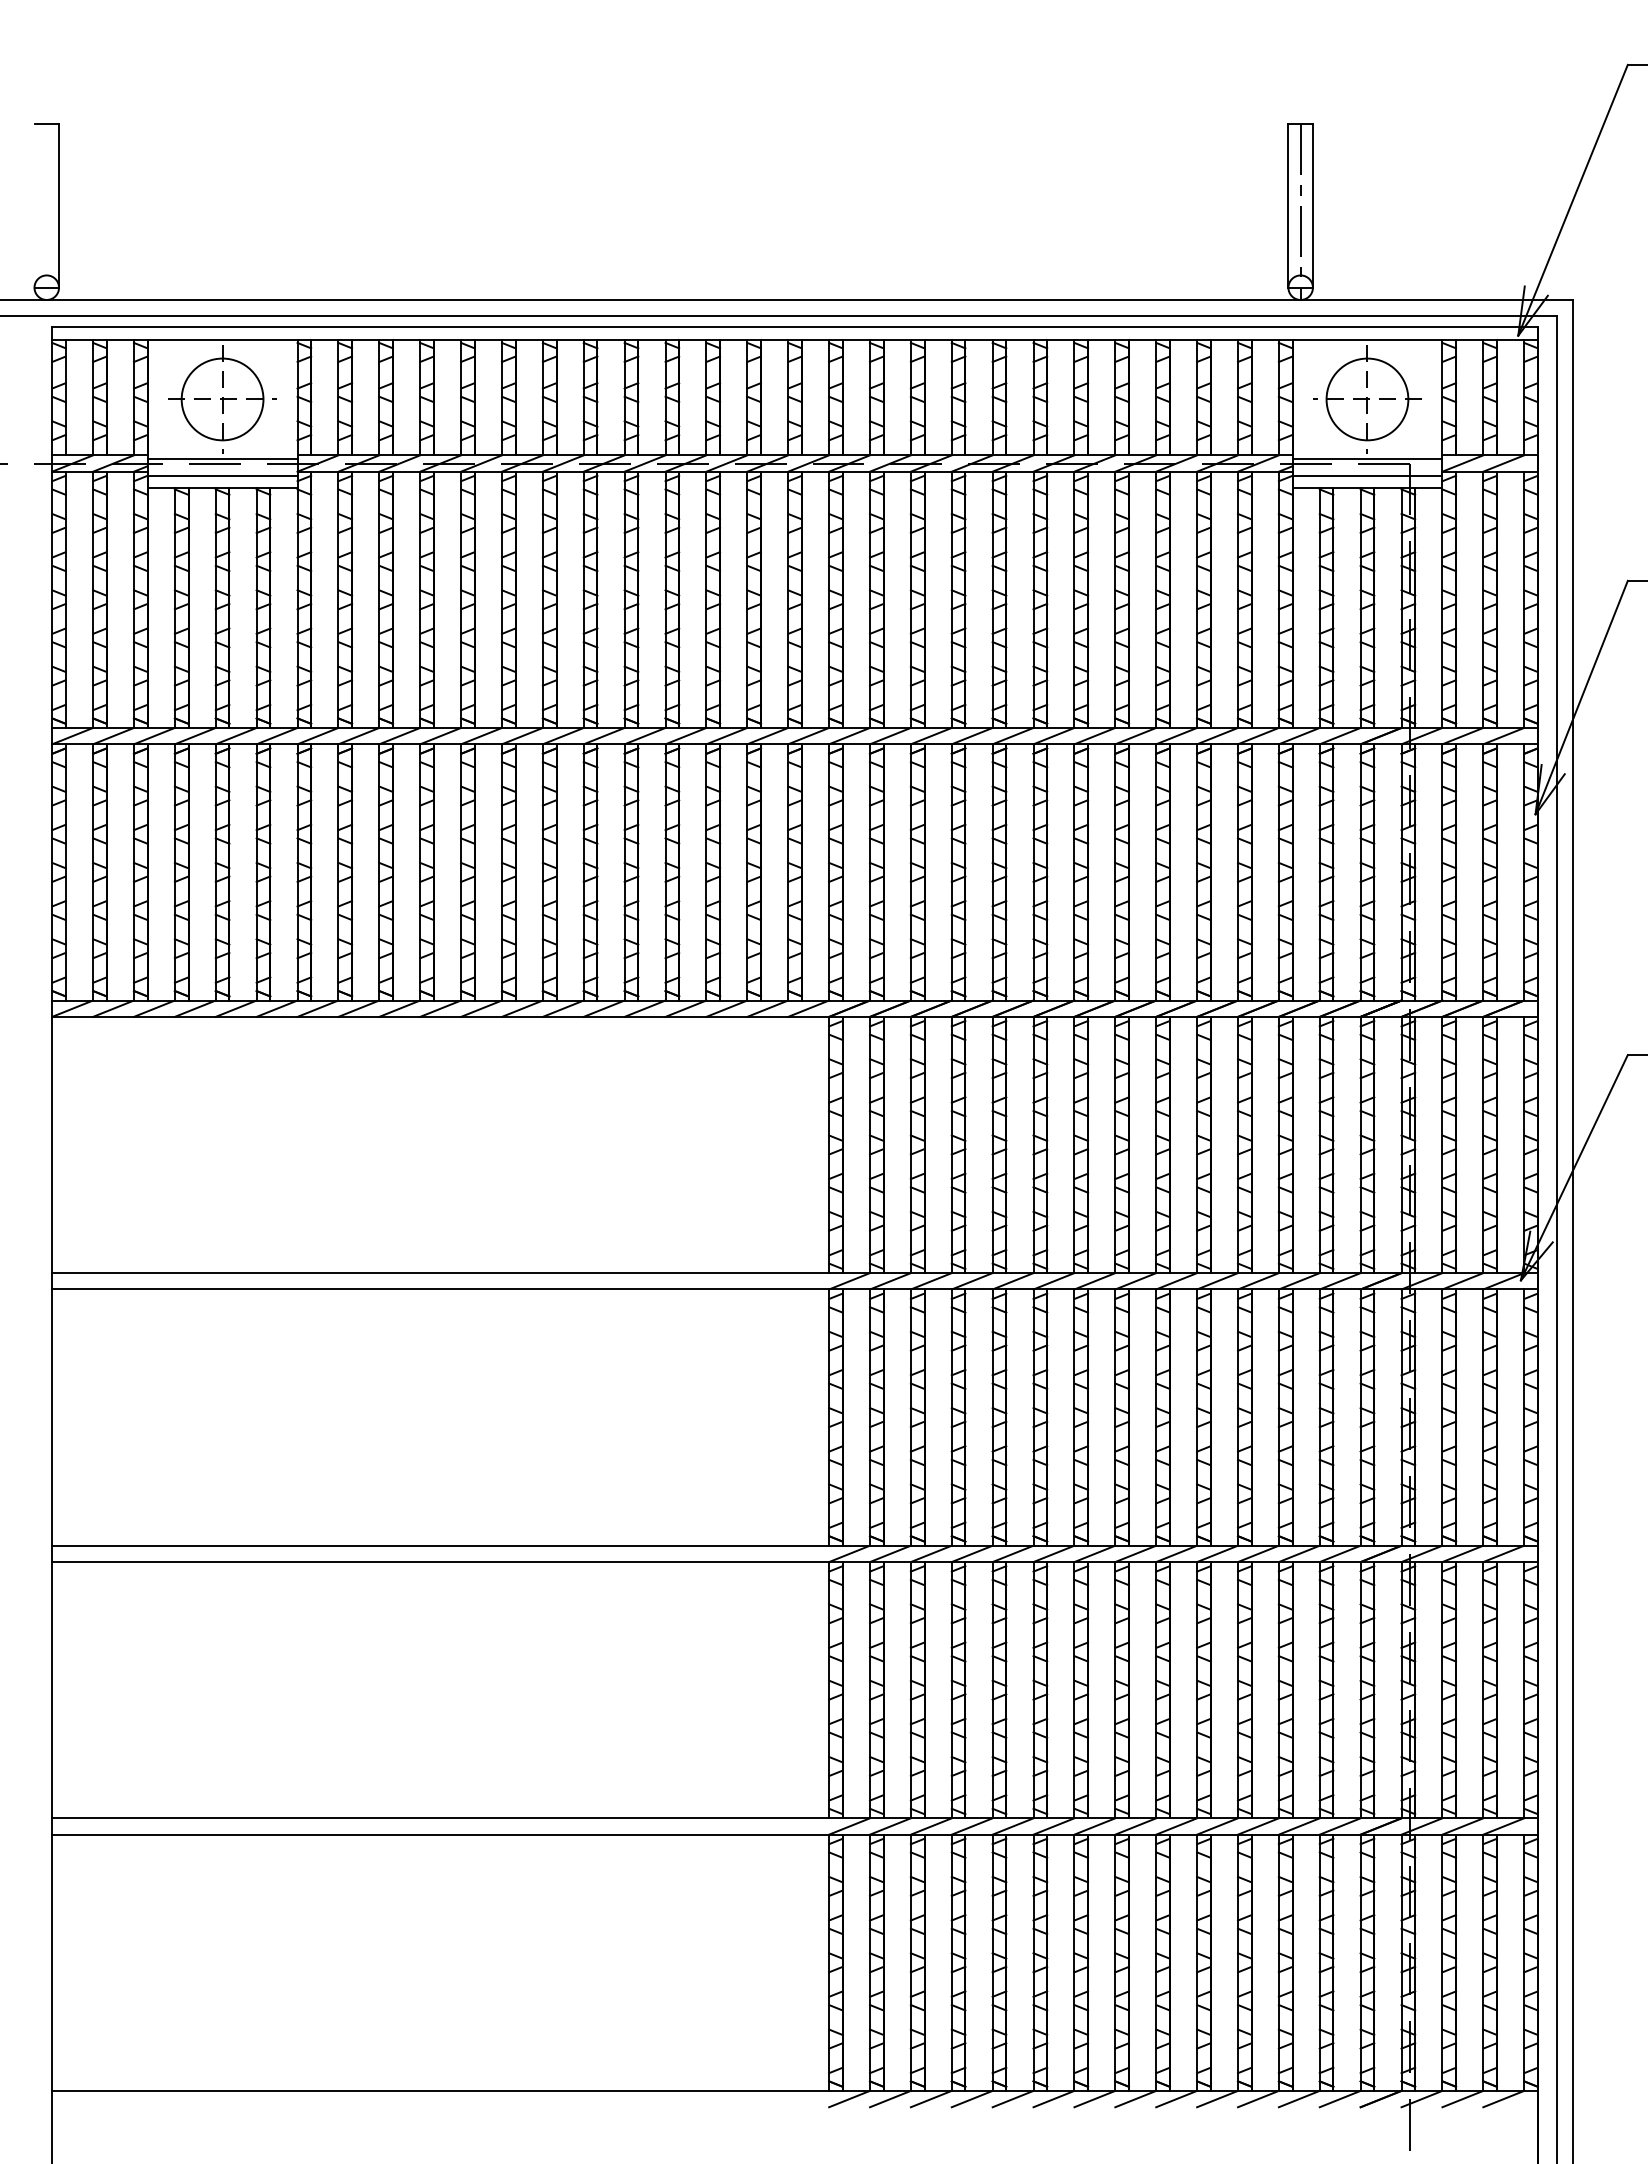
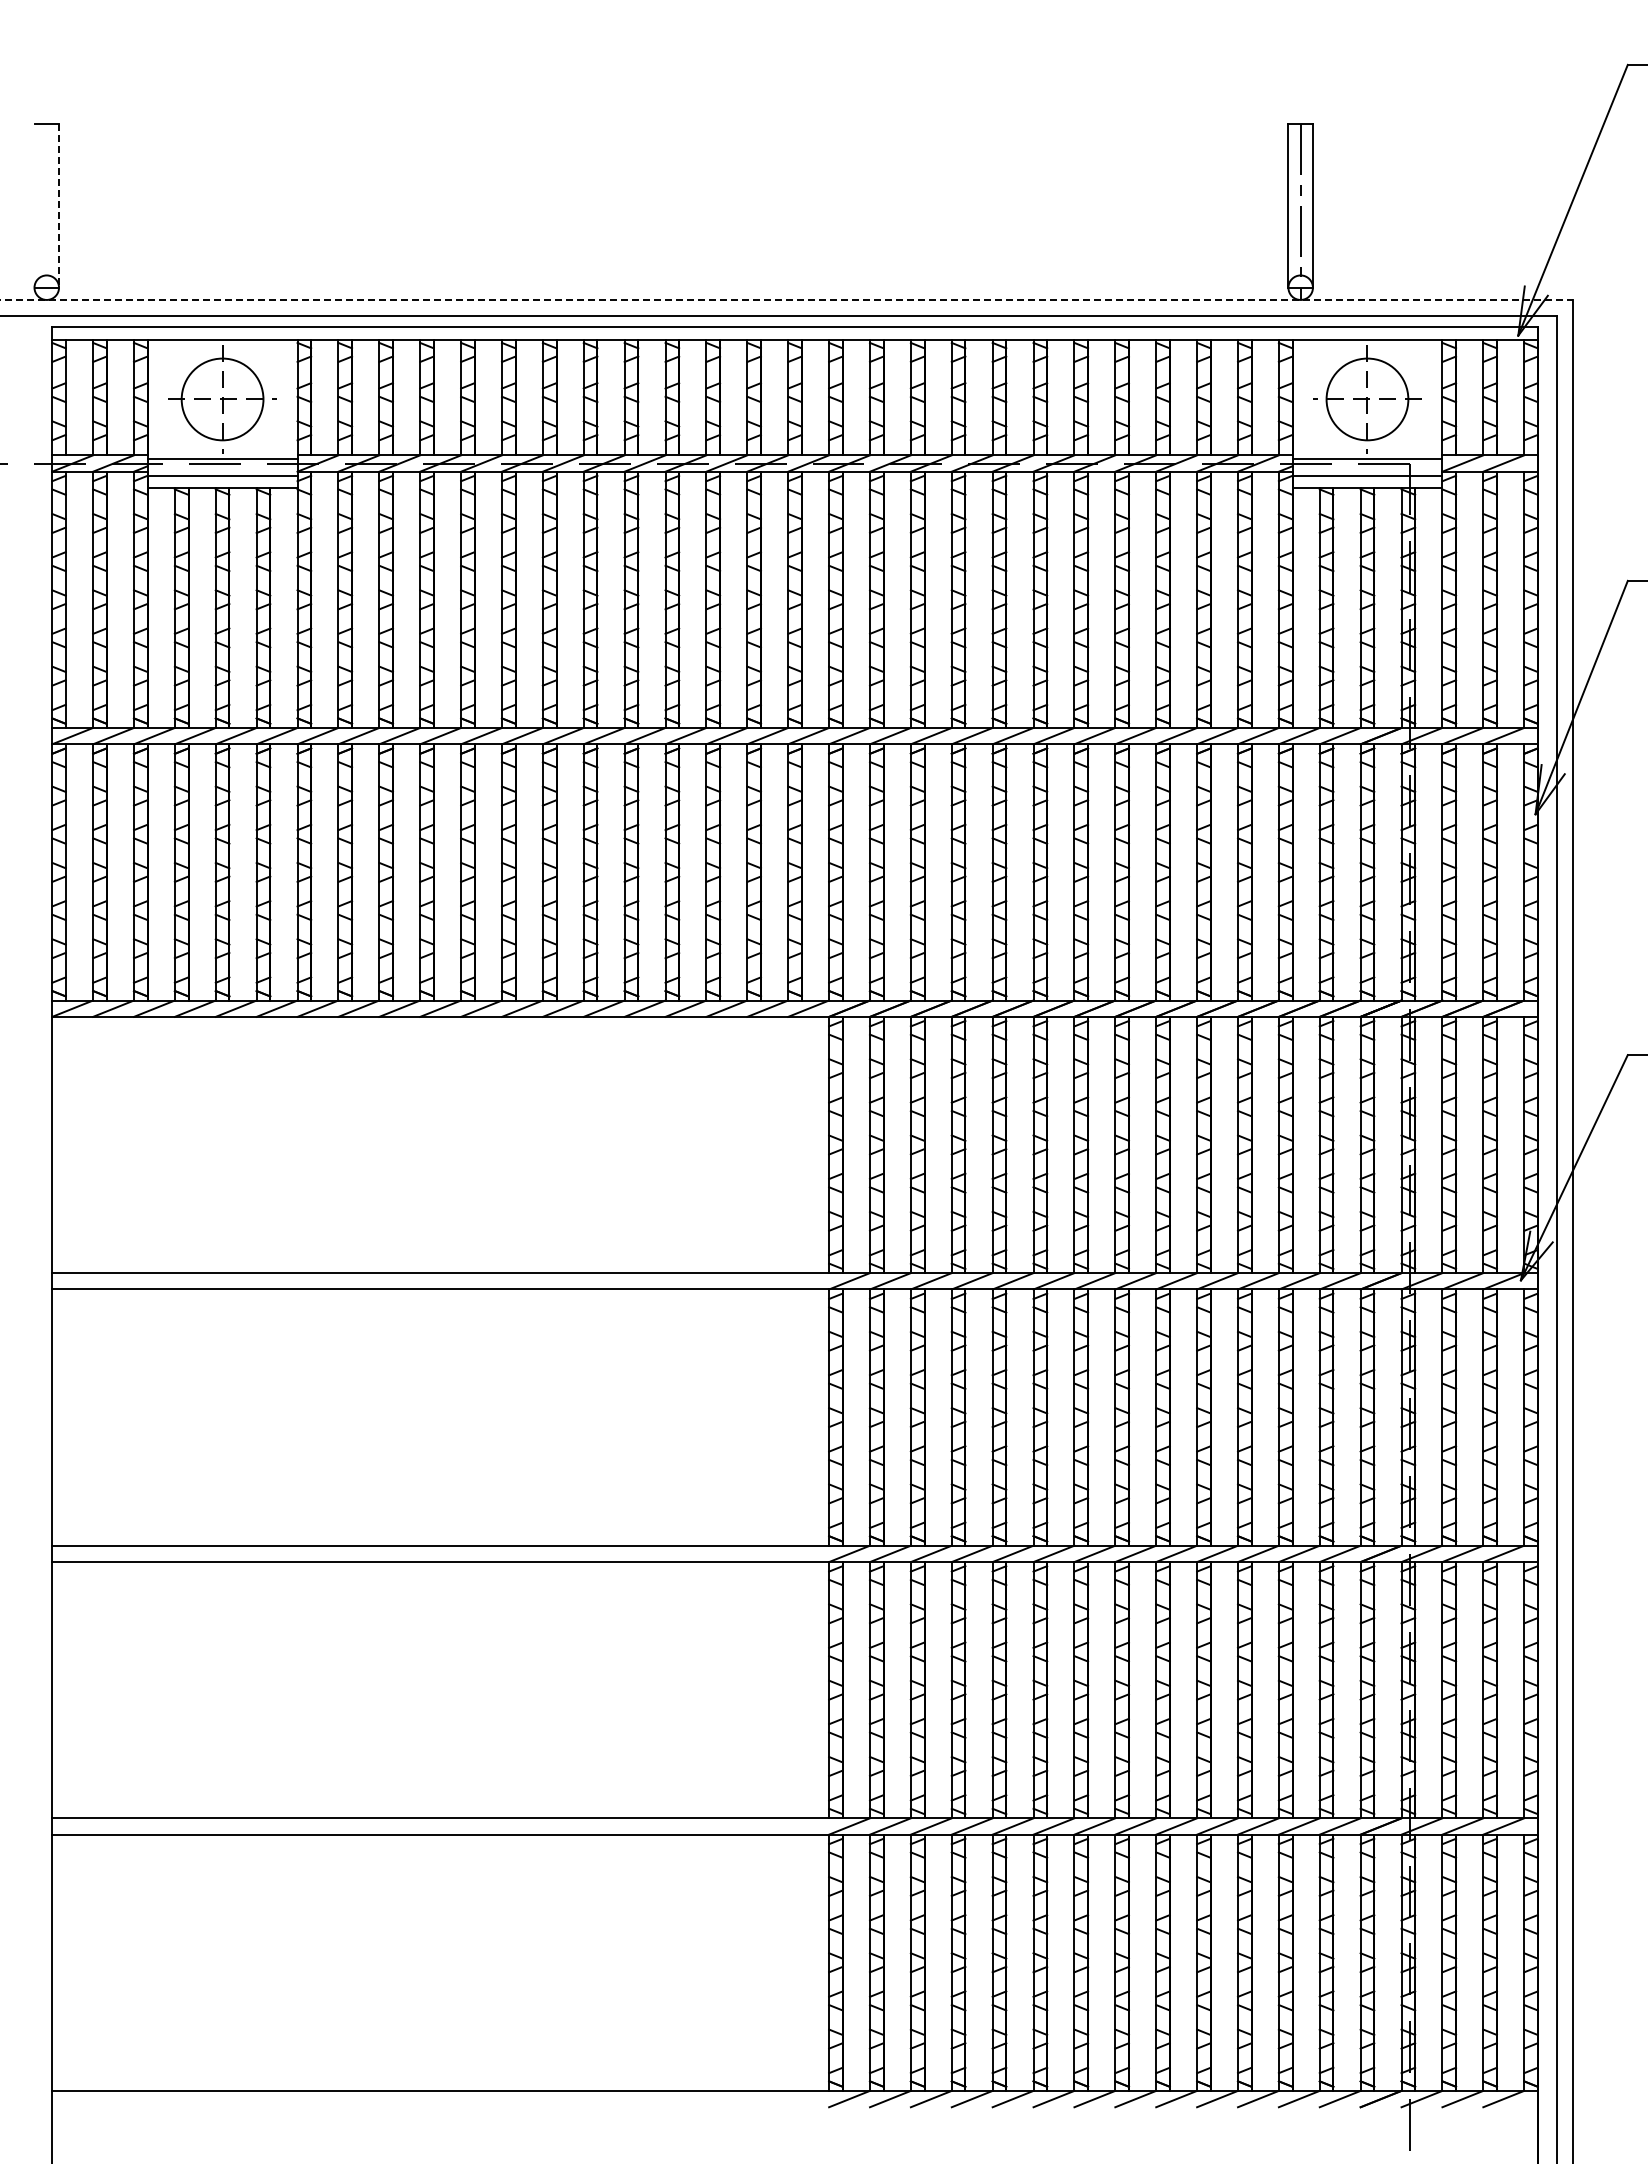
line: solid -> dashed (59, 205)
line: solid -> dashed (787, 299)
